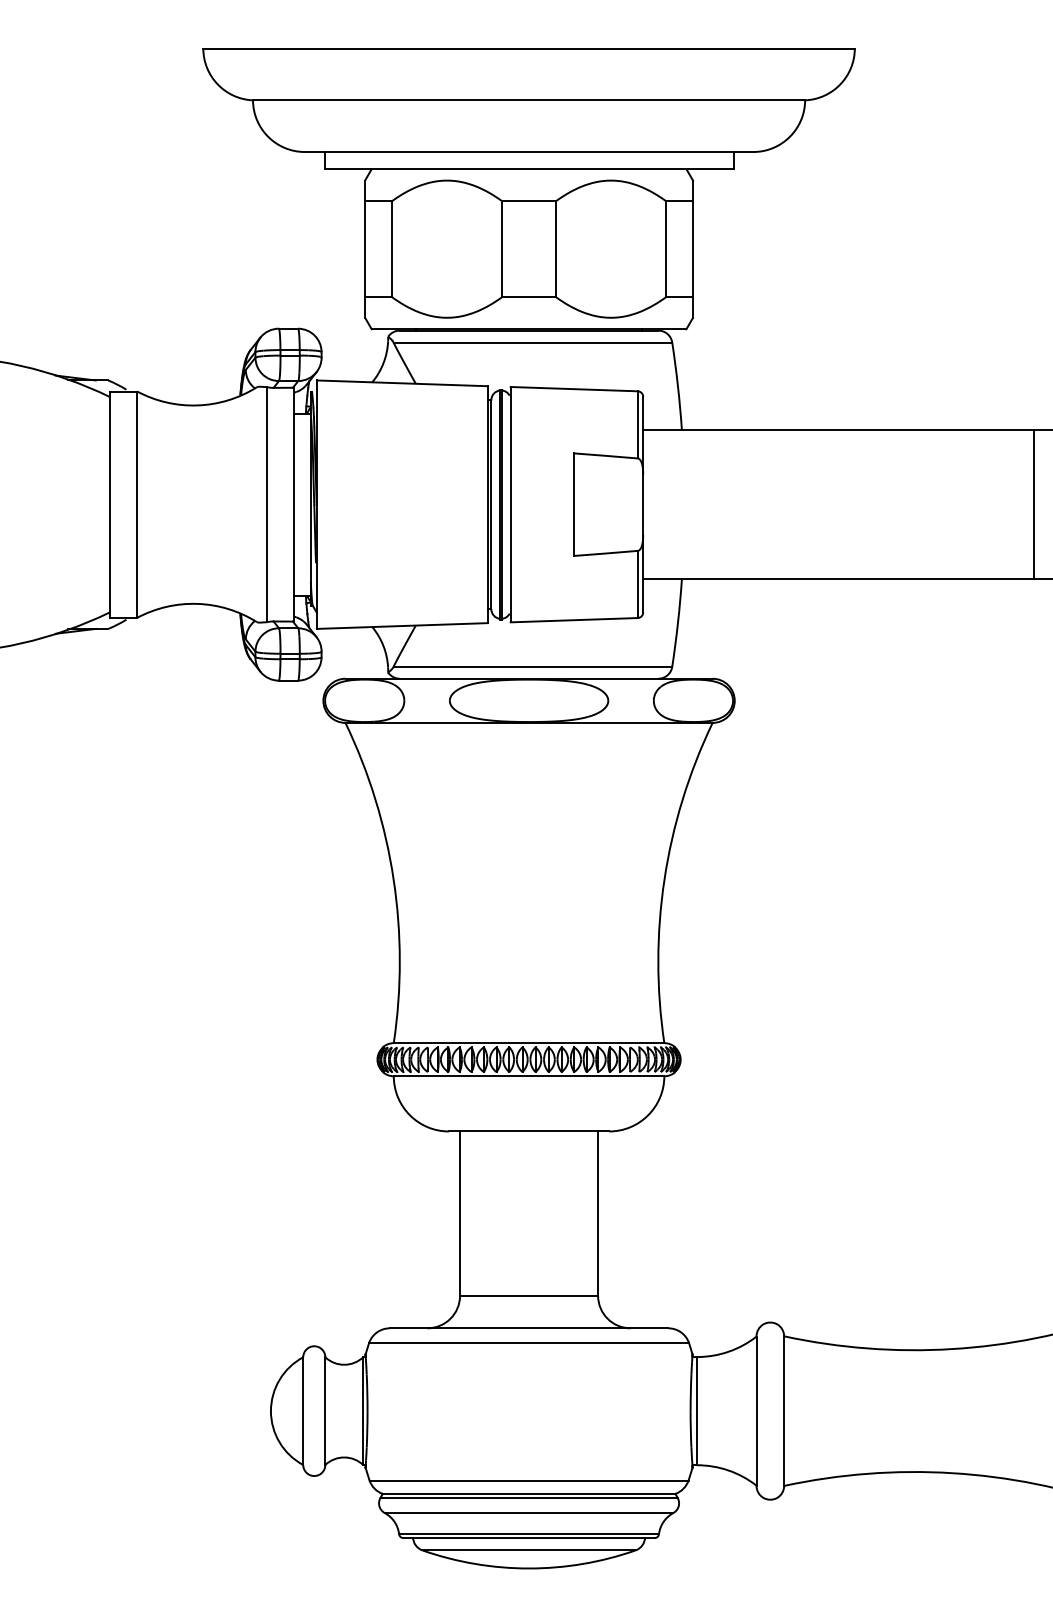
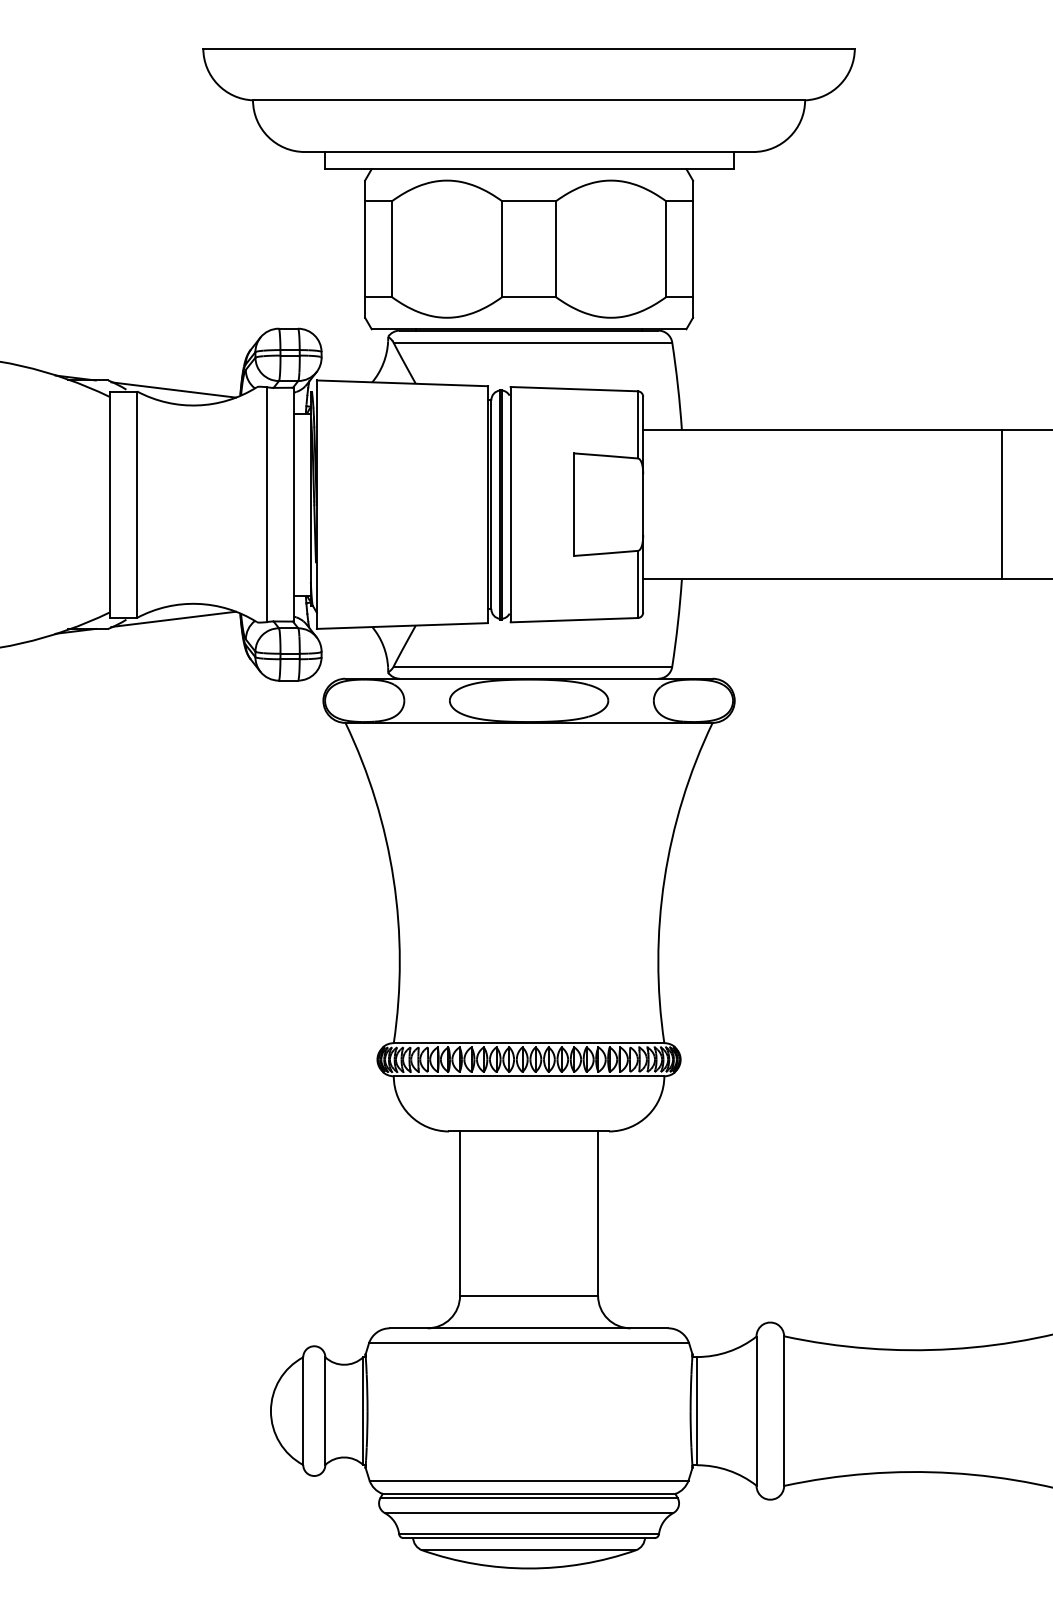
line: none -> present (173, 389)
line position: (1034, 504) -> (1002, 504) (1002, 504)
line: none -> present (173, 619)
